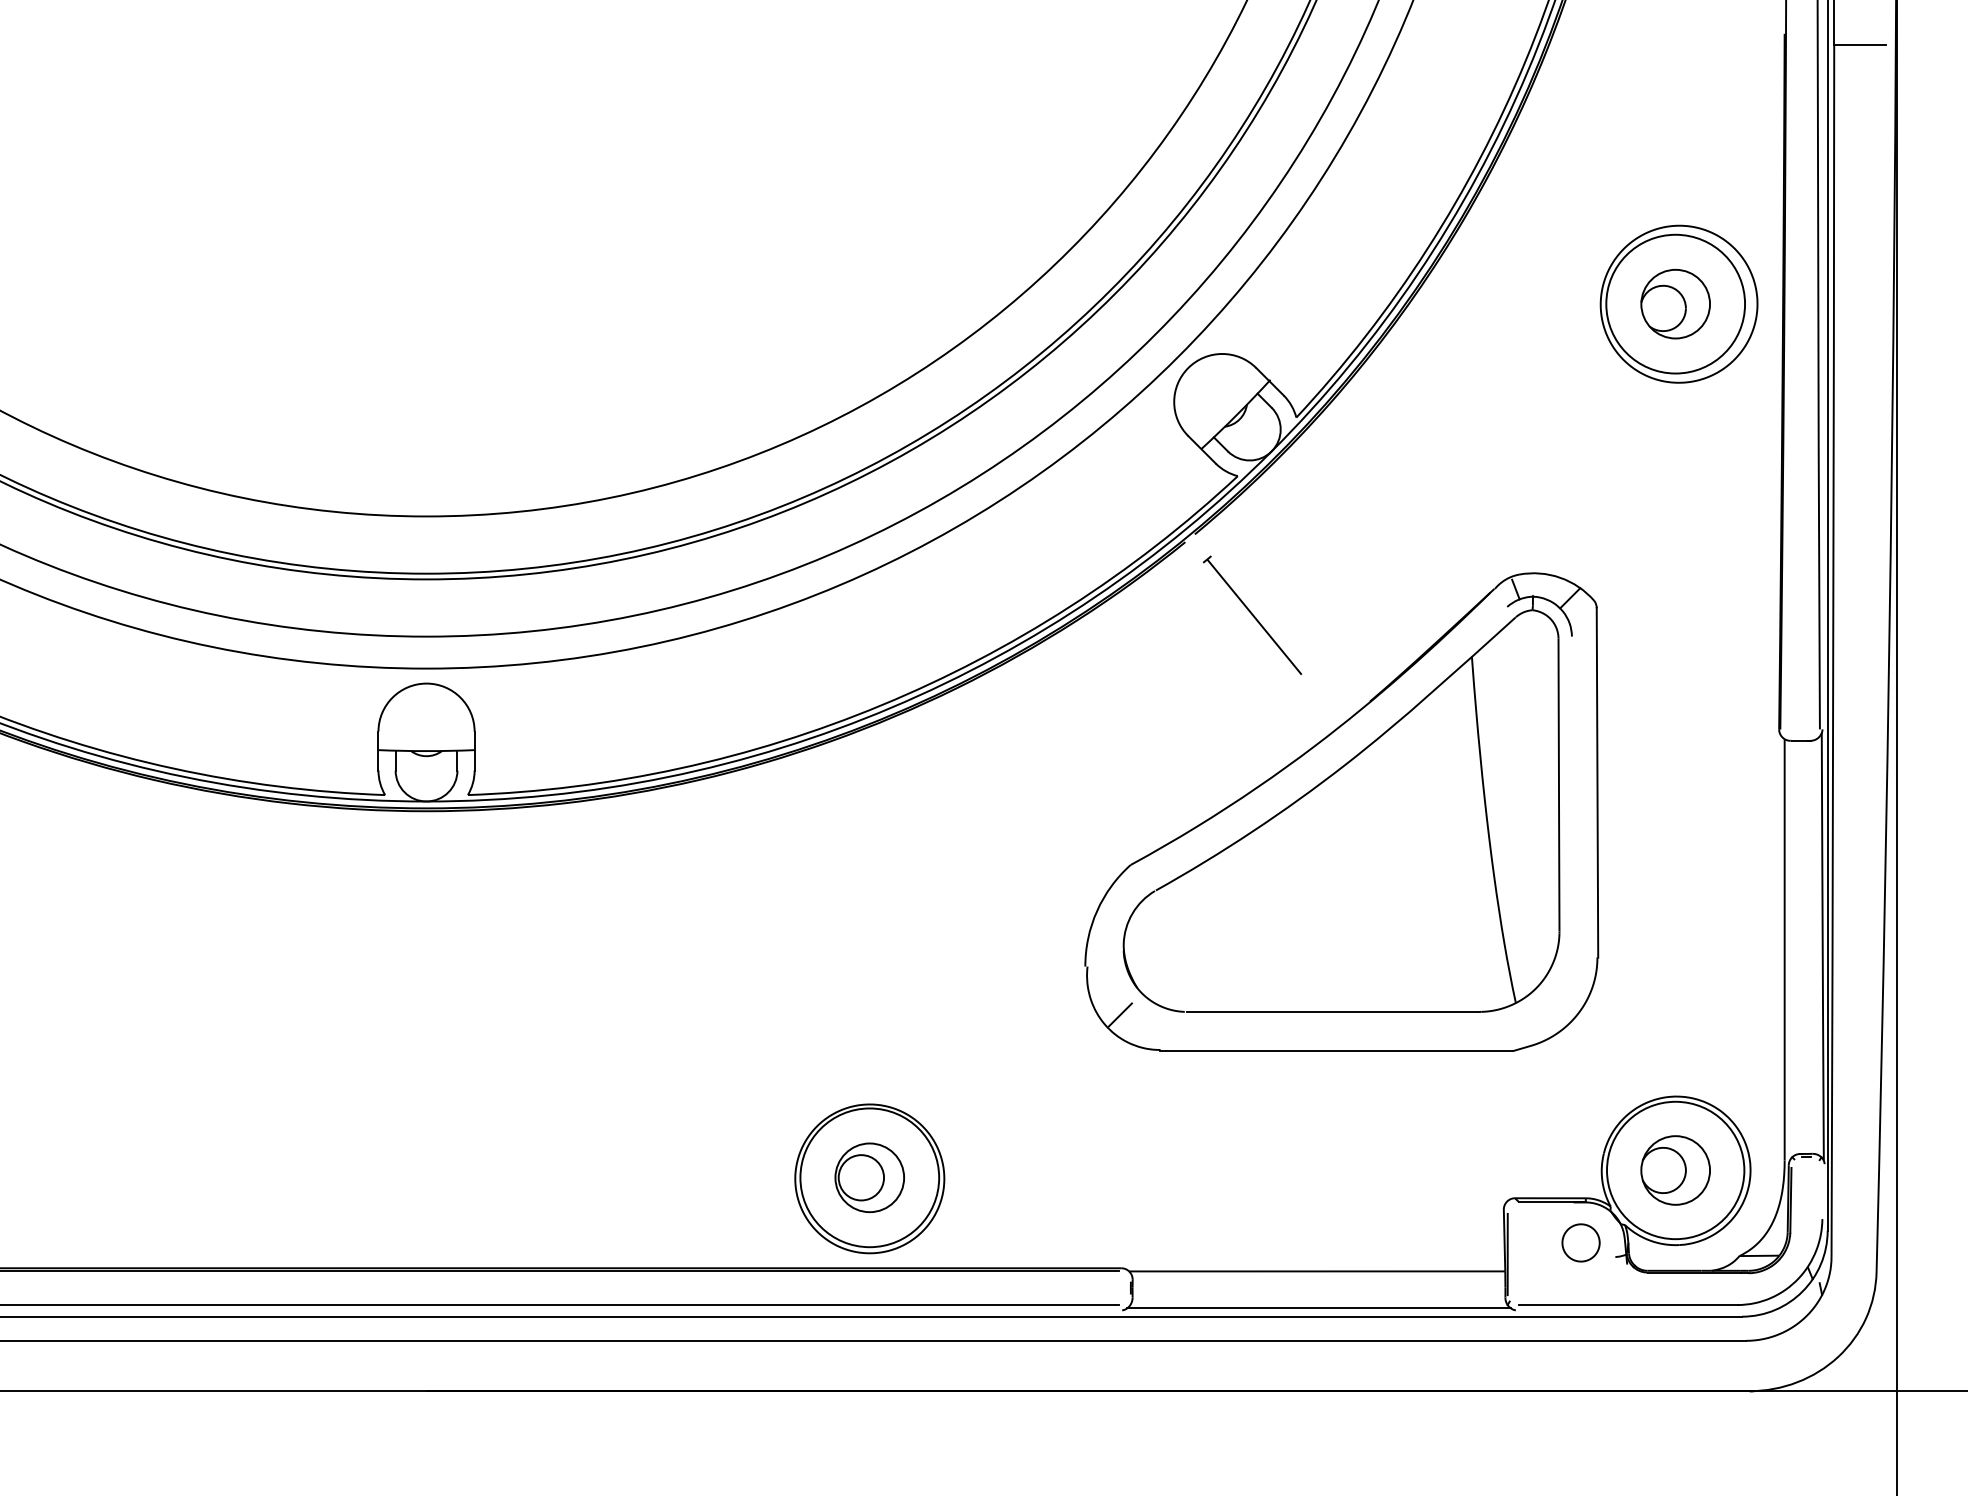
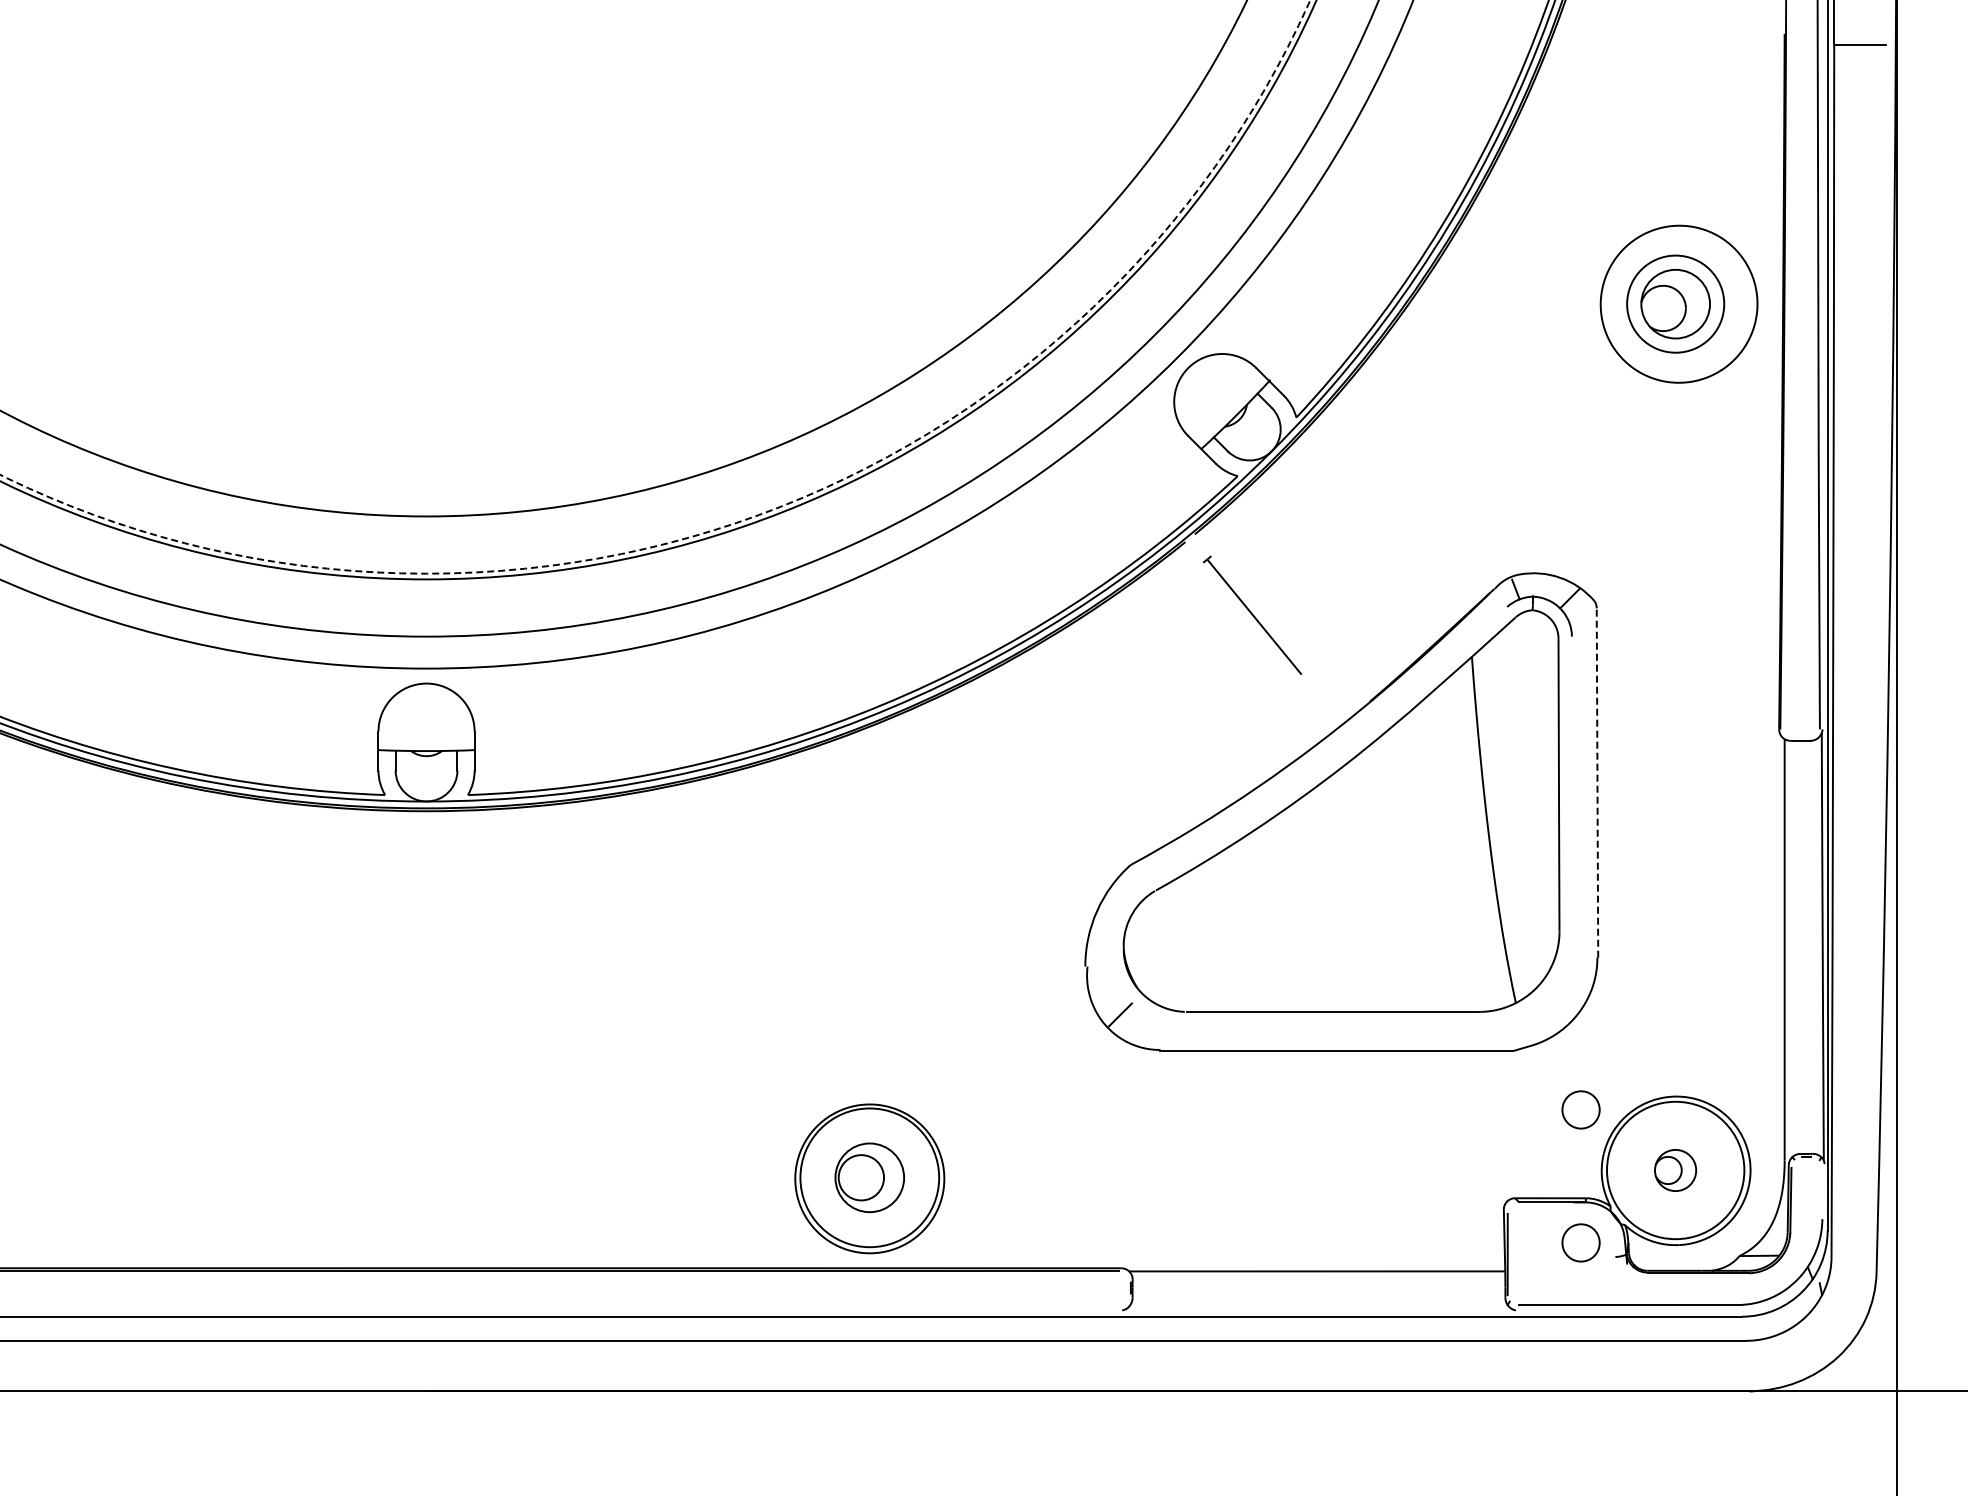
circle: solid -> dashed (655, 286)
circle diameter: 139 px -> 97 px (1675, 303)
line: solid -> dashed (1597, 782)
part: none -> present (1580, 1109)
part size: 71x71 px -> 44x43 px (1675, 1170)
line: present -> none (560, 1305)
line: present -> none (1318, 1308)
